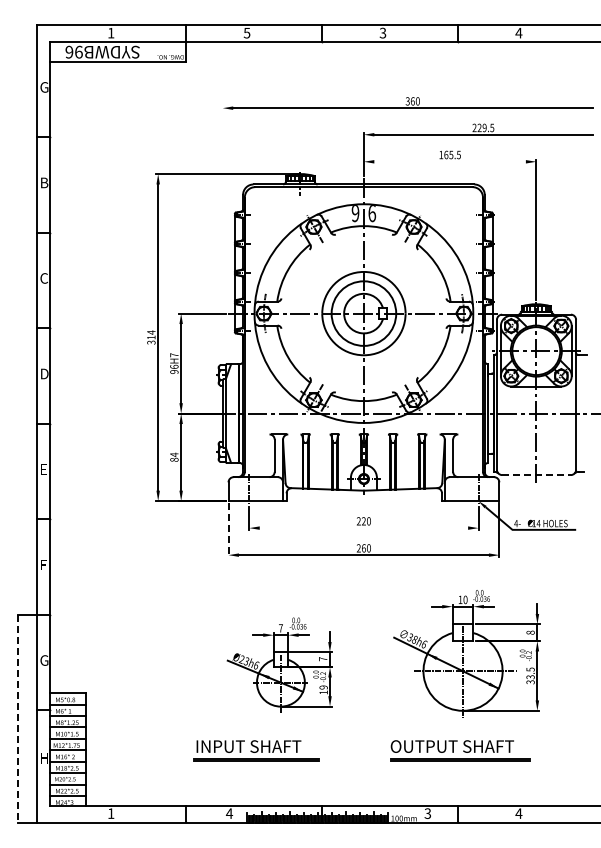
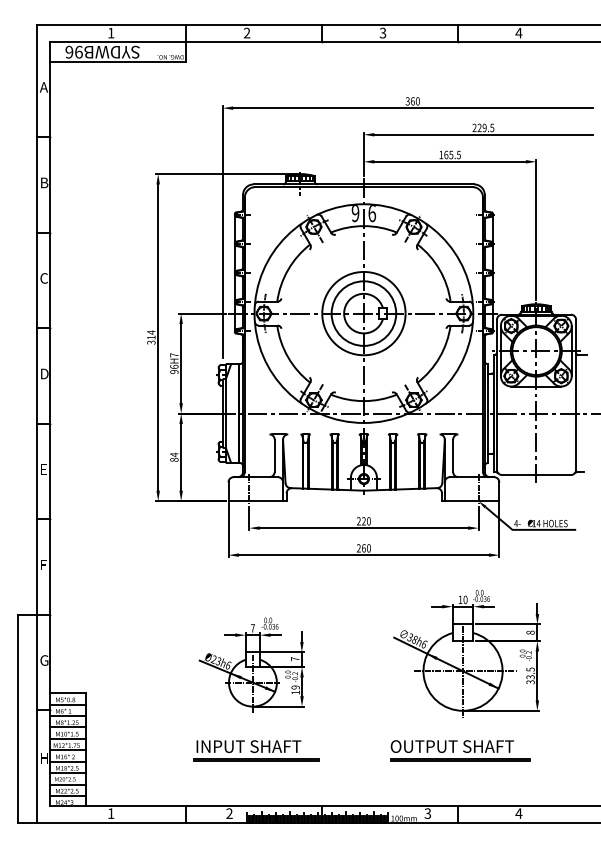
text: 5 -> 2 (247, 32)
text: G -> A (43, 87)
line: none -> present (449, 161)
line: none -> present (222, 232)
line: dashed -> solid (537, 475)
line: none -> present (363, 528)
line: dashed -> solid (228, 530)
part position: (279, 664) -> (251, 664) (251, 664)
line: dashed -> solid (18, 718)
text: 4 -> 2 (229, 813)
